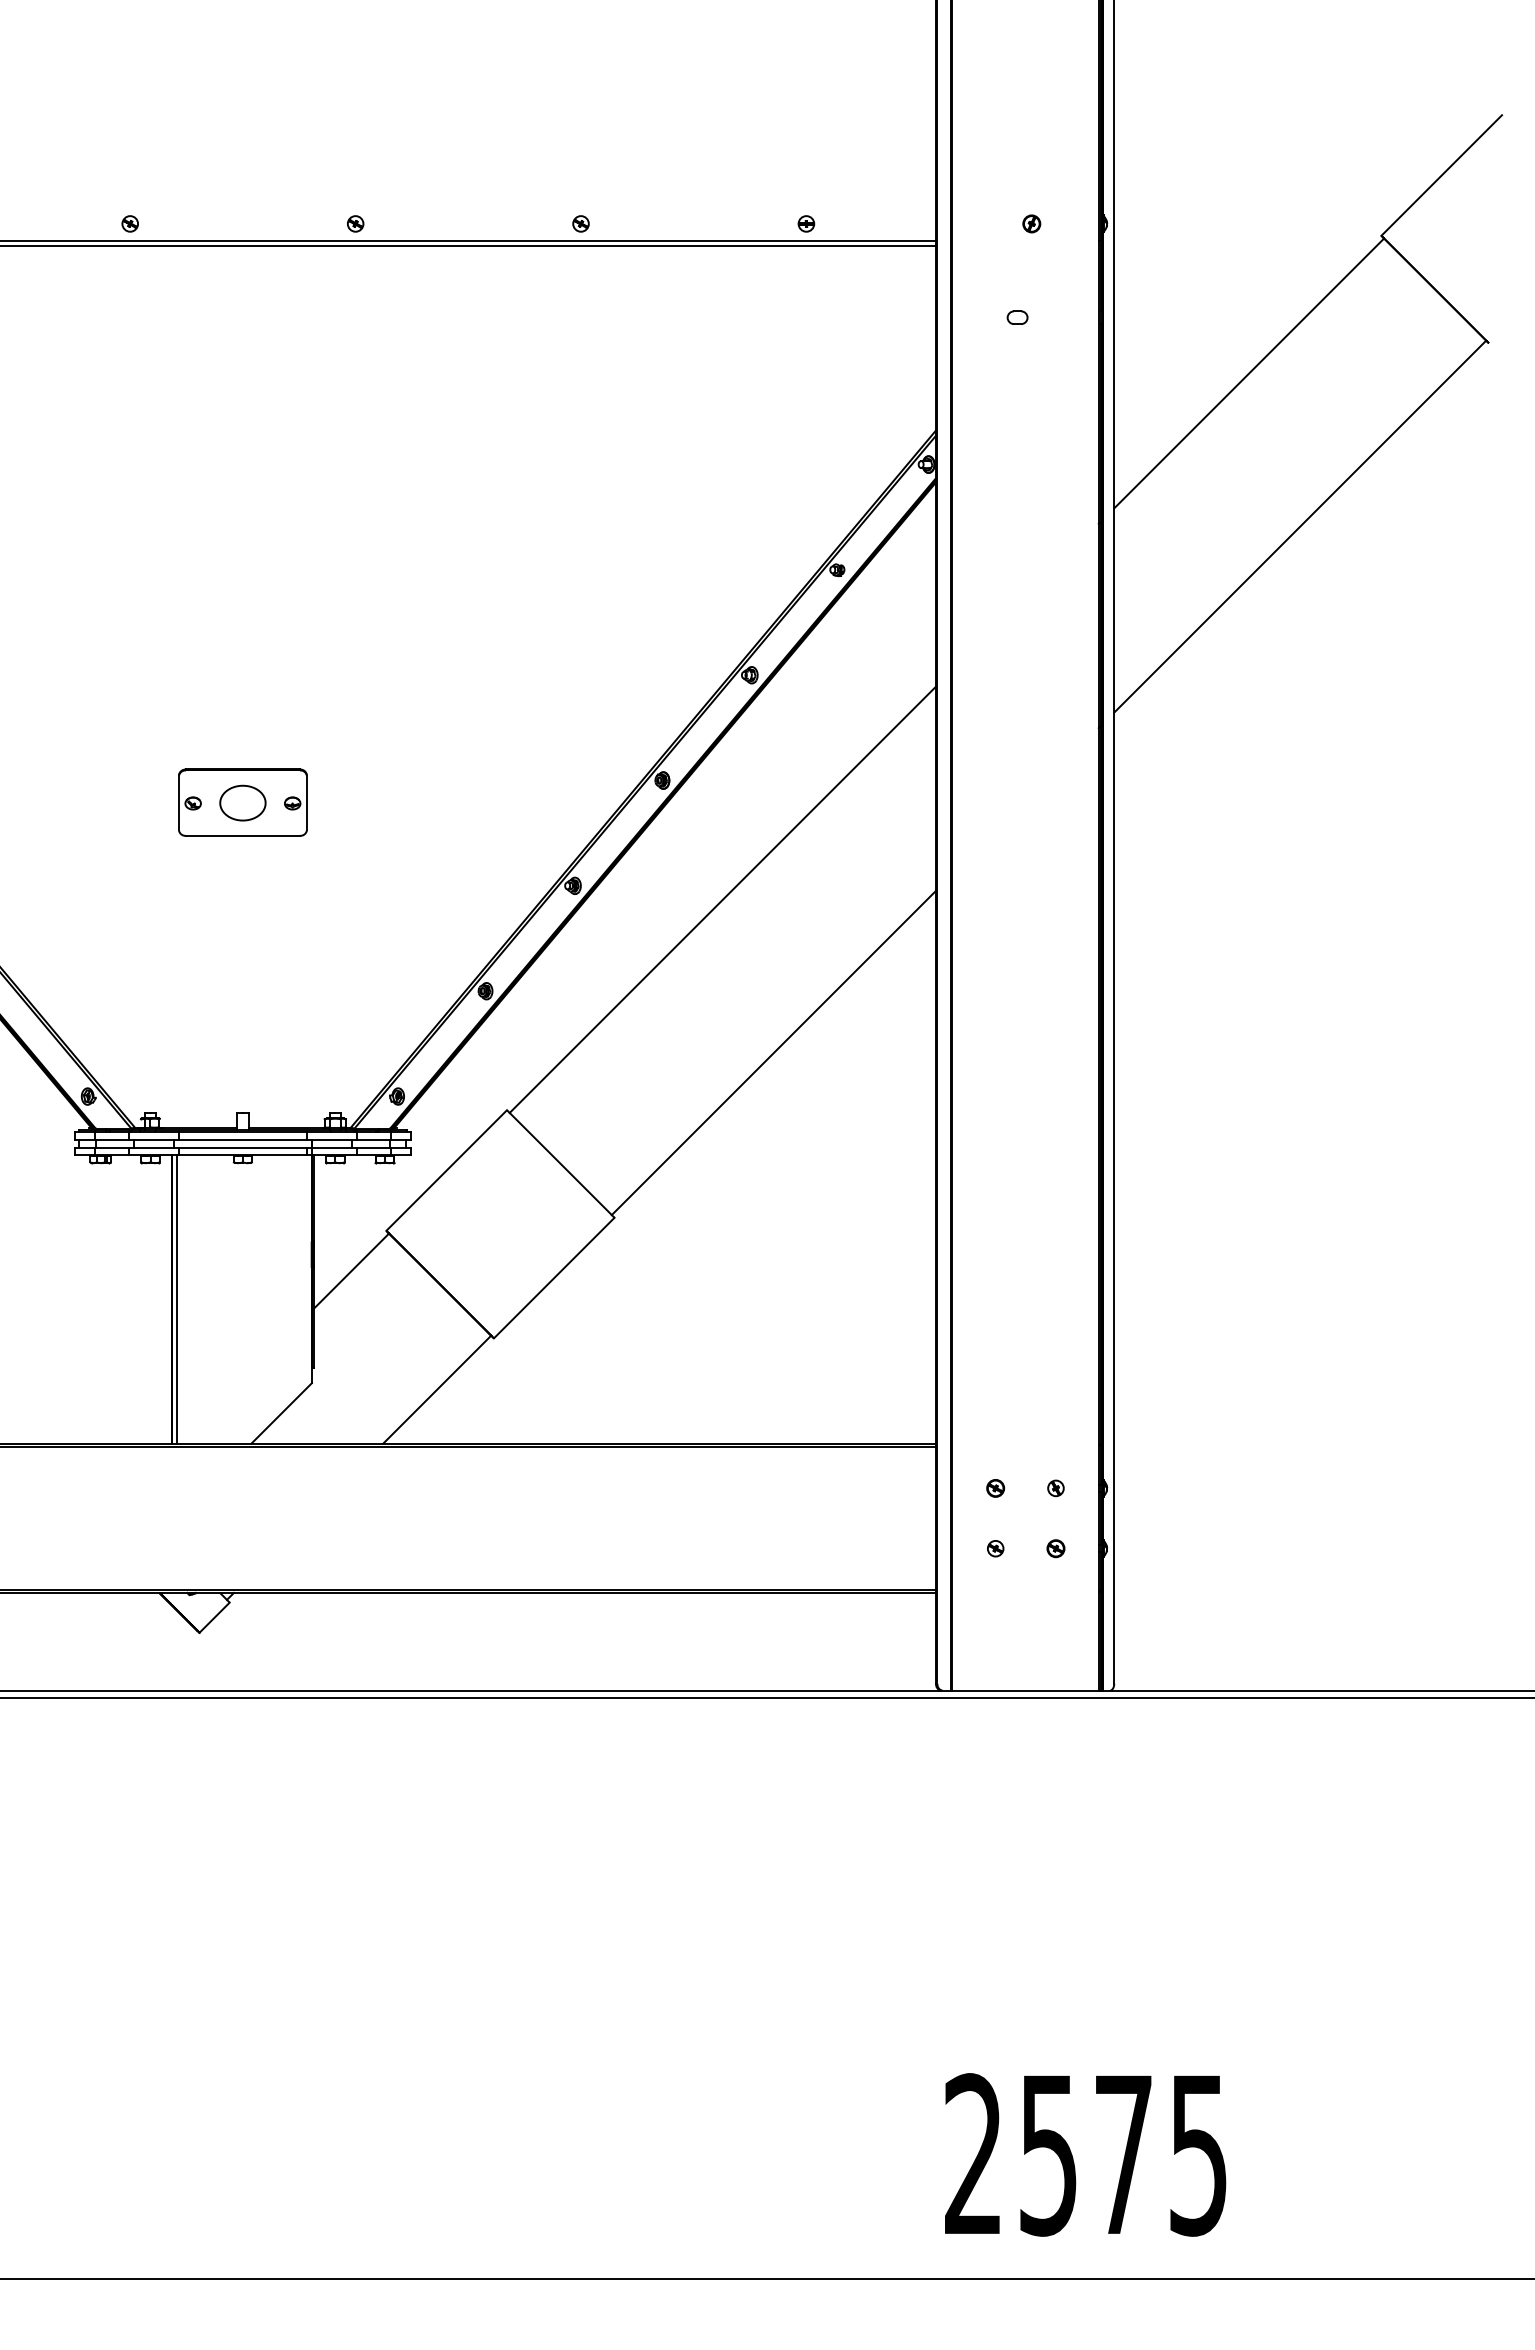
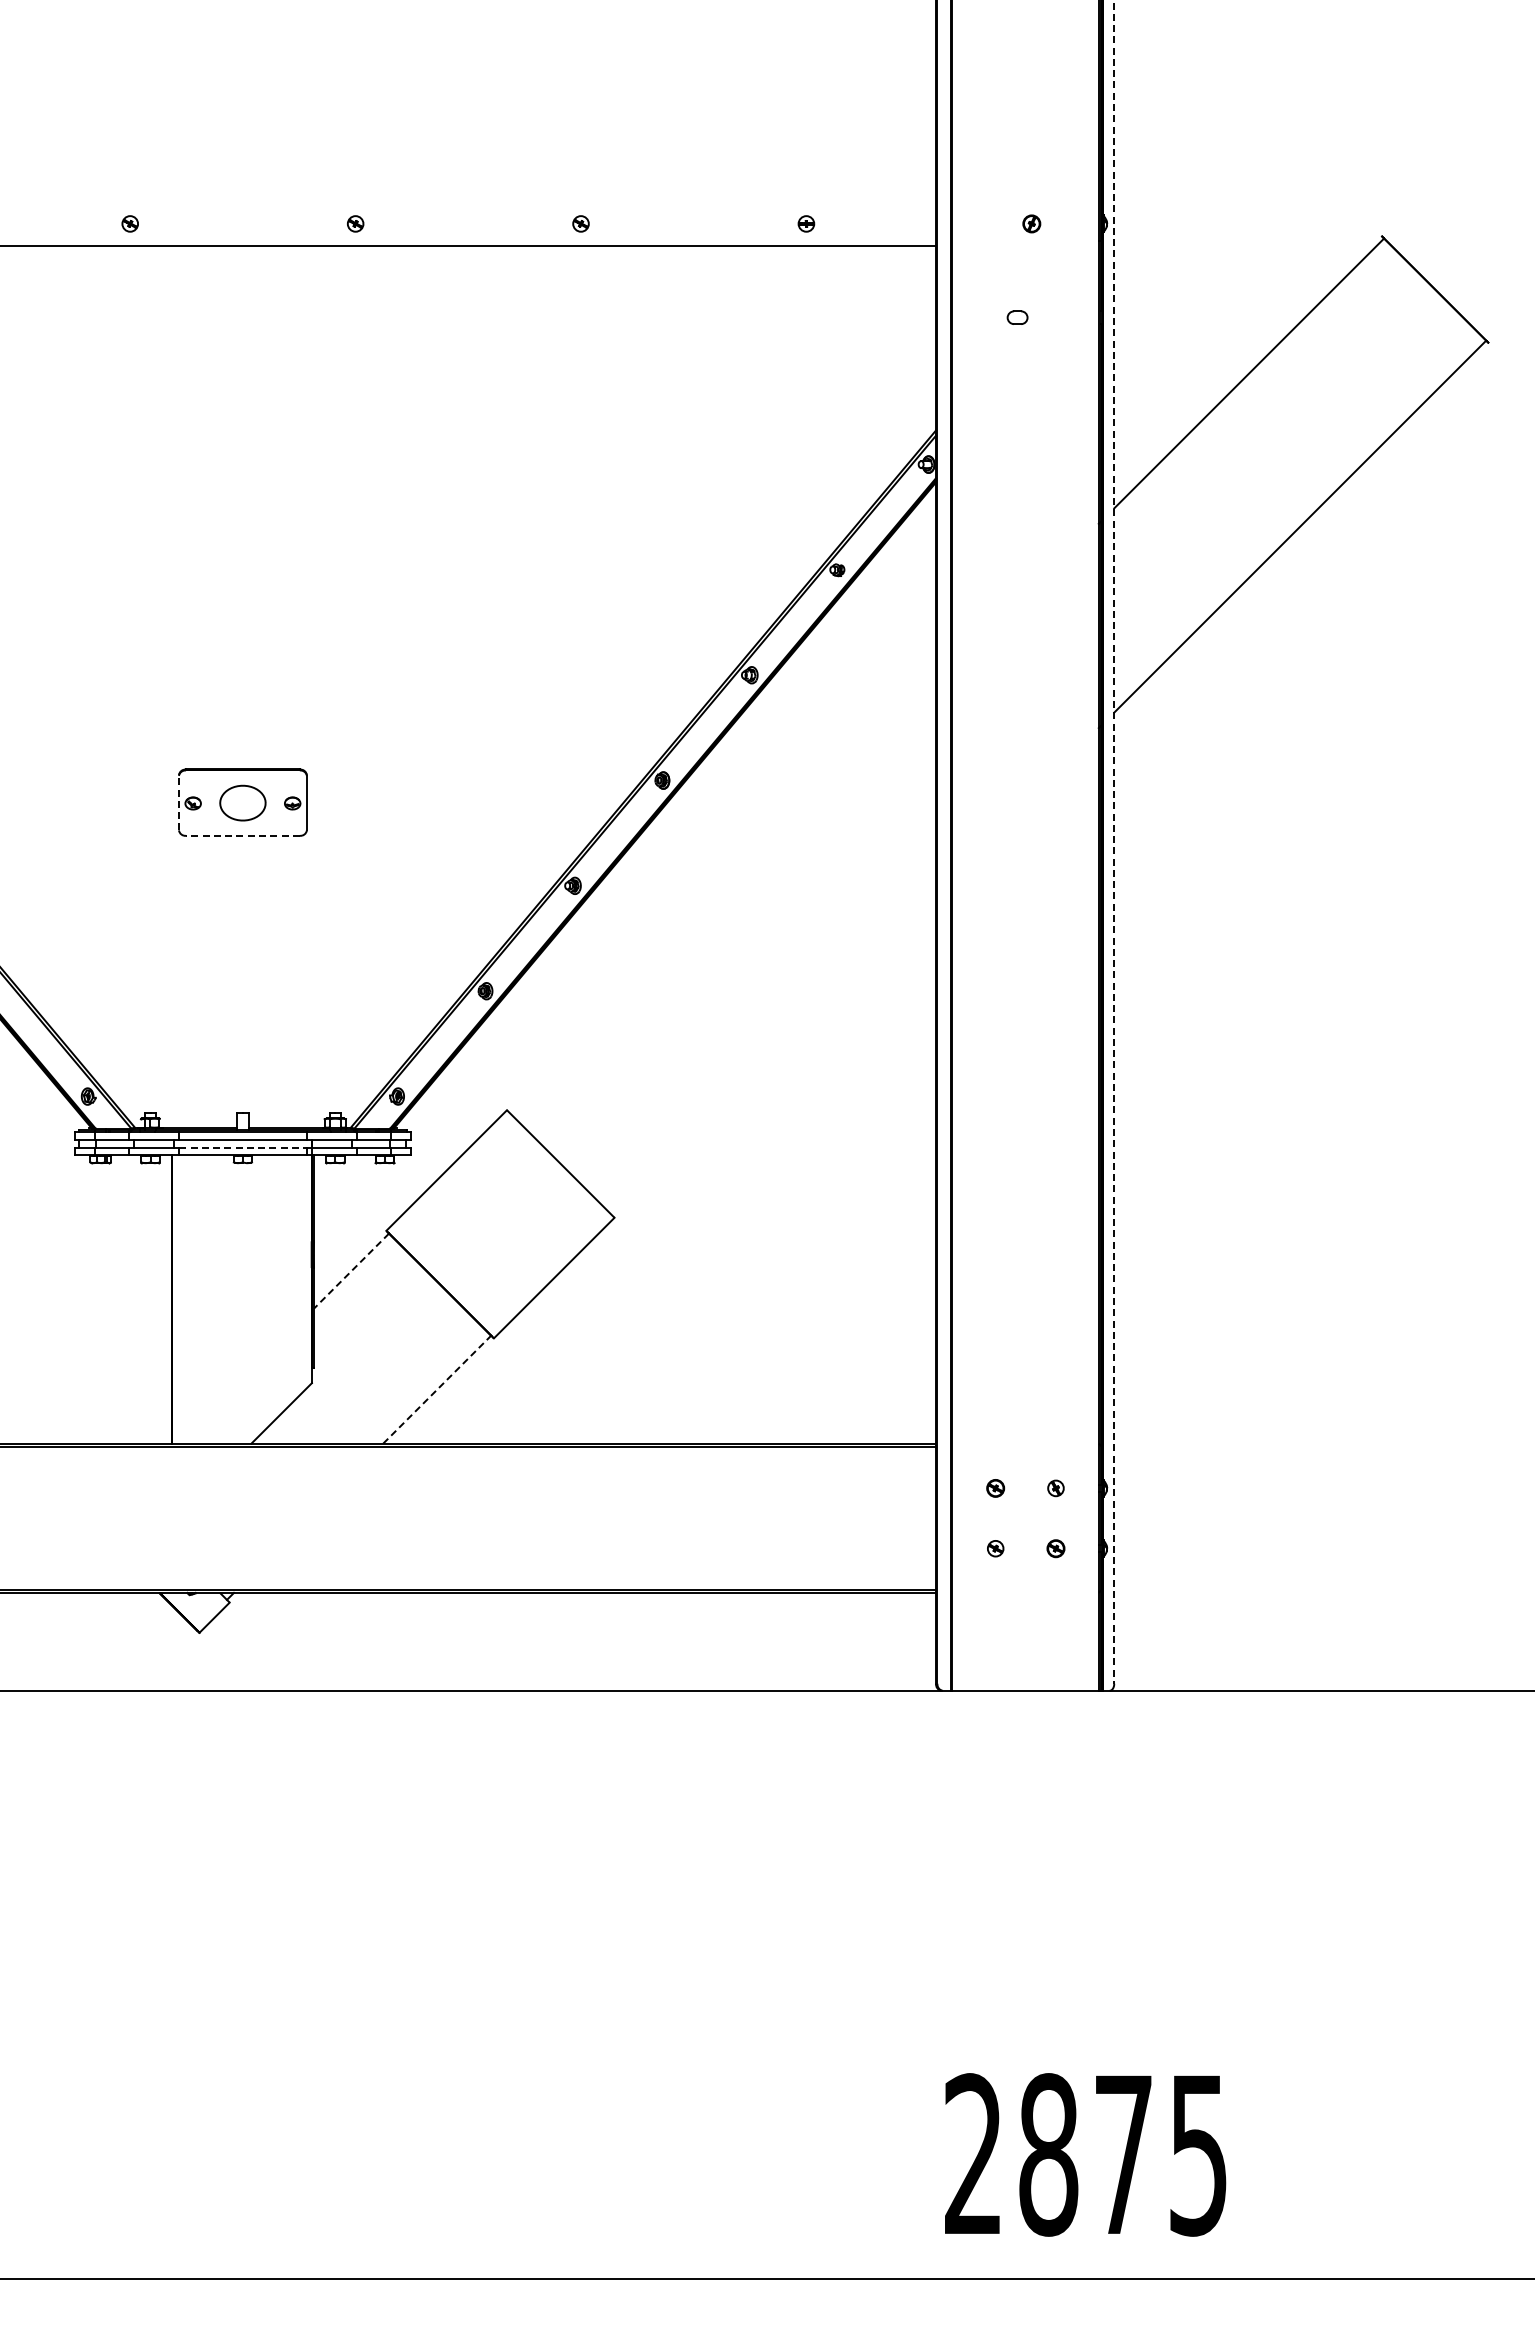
line: present -> none (1441, 175)
line: present -> none (469, 241)
line: solid -> dashed (178, 802)
line: solid -> dashed (242, 835)
line: solid -> dashed (1114, 841)
line: present -> none (722, 899)
line: present -> none (773, 1052)
line: solid -> dashed (242, 1148)
line: solid -> dashed (351, 1271)
line: present -> none (176, 1299)
line: solid -> dashed (437, 1389)
line: present -> none (766, 1697)
text: 2575 -> 2875 (1048, 2154)
